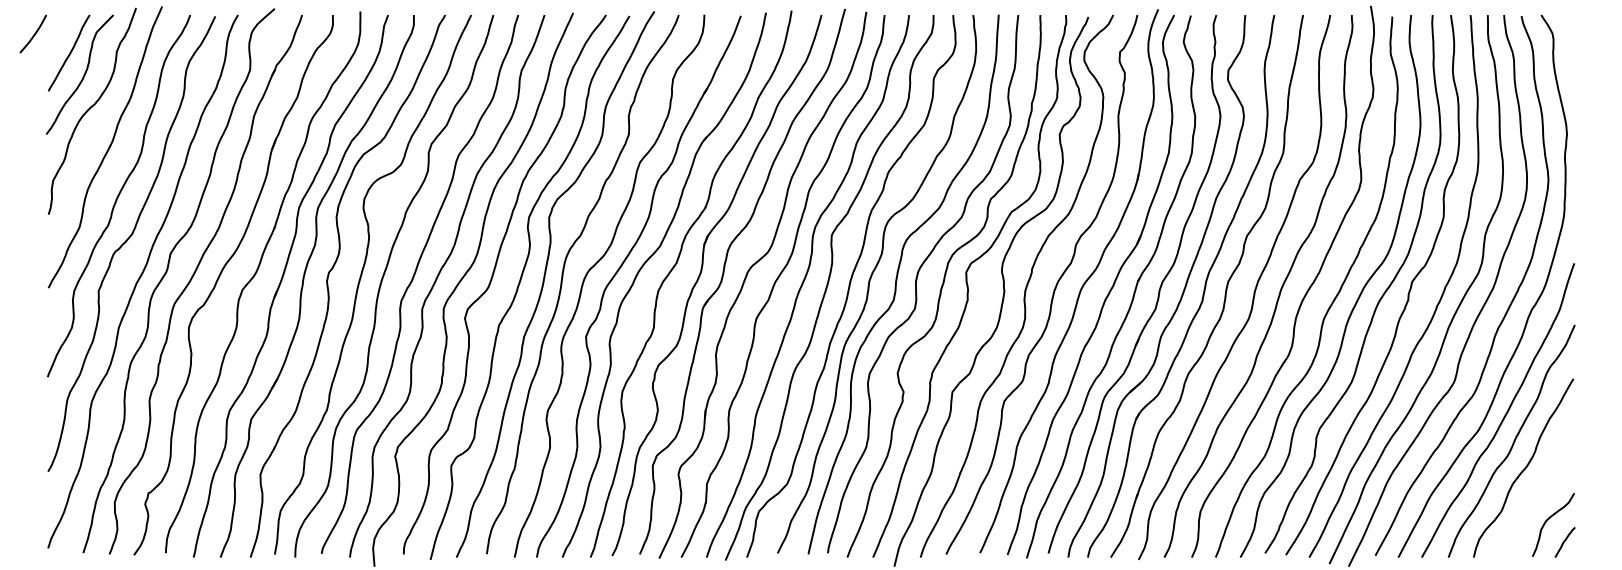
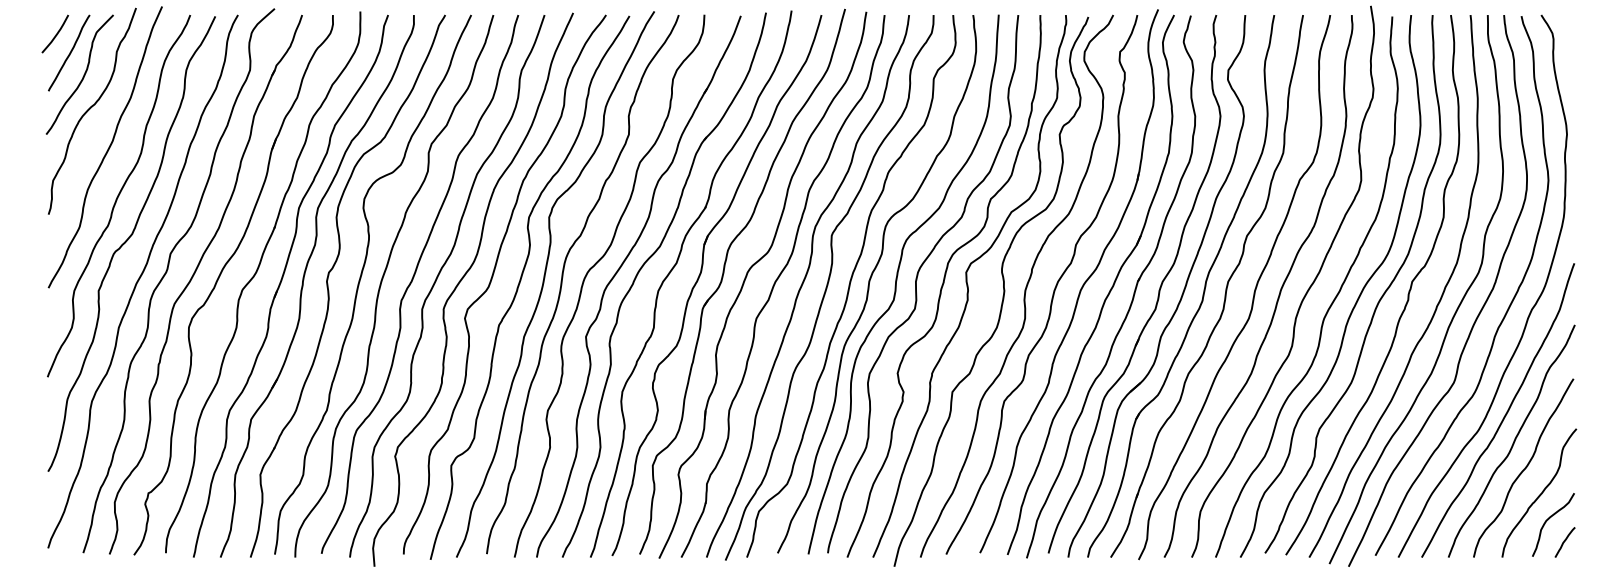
curve position: (33, 34) -> (55, 34) (55, 34)
curve: none -> present (1540, 493)
